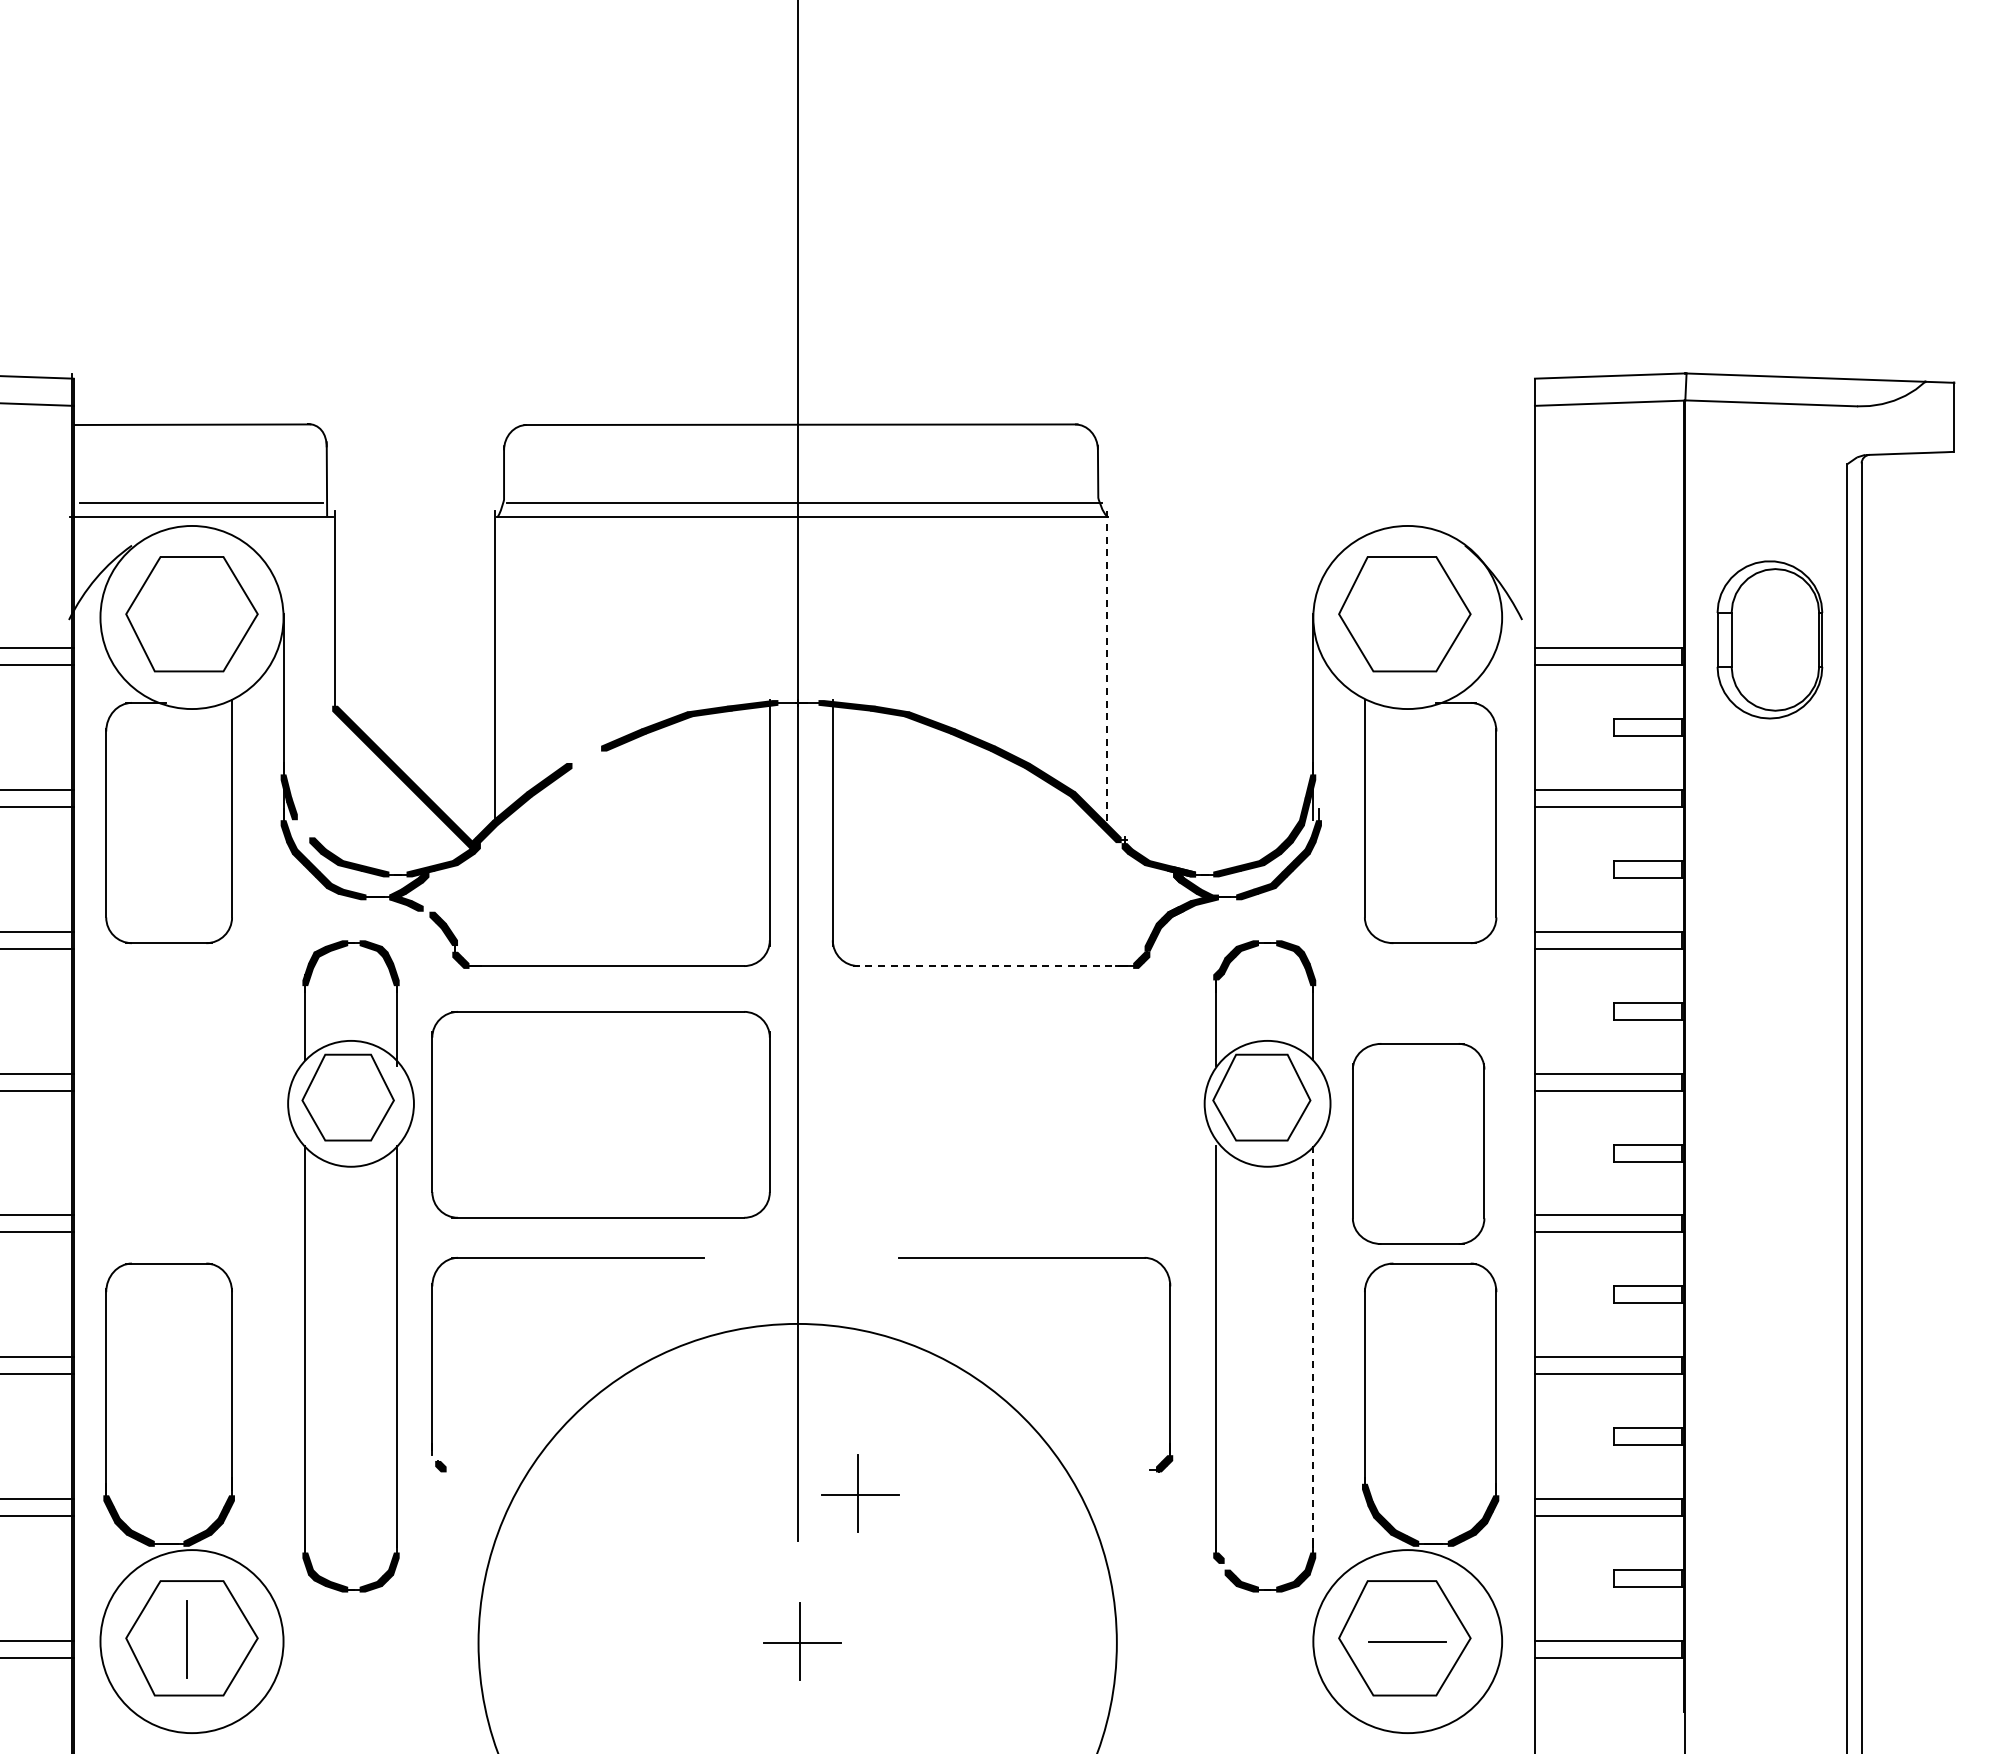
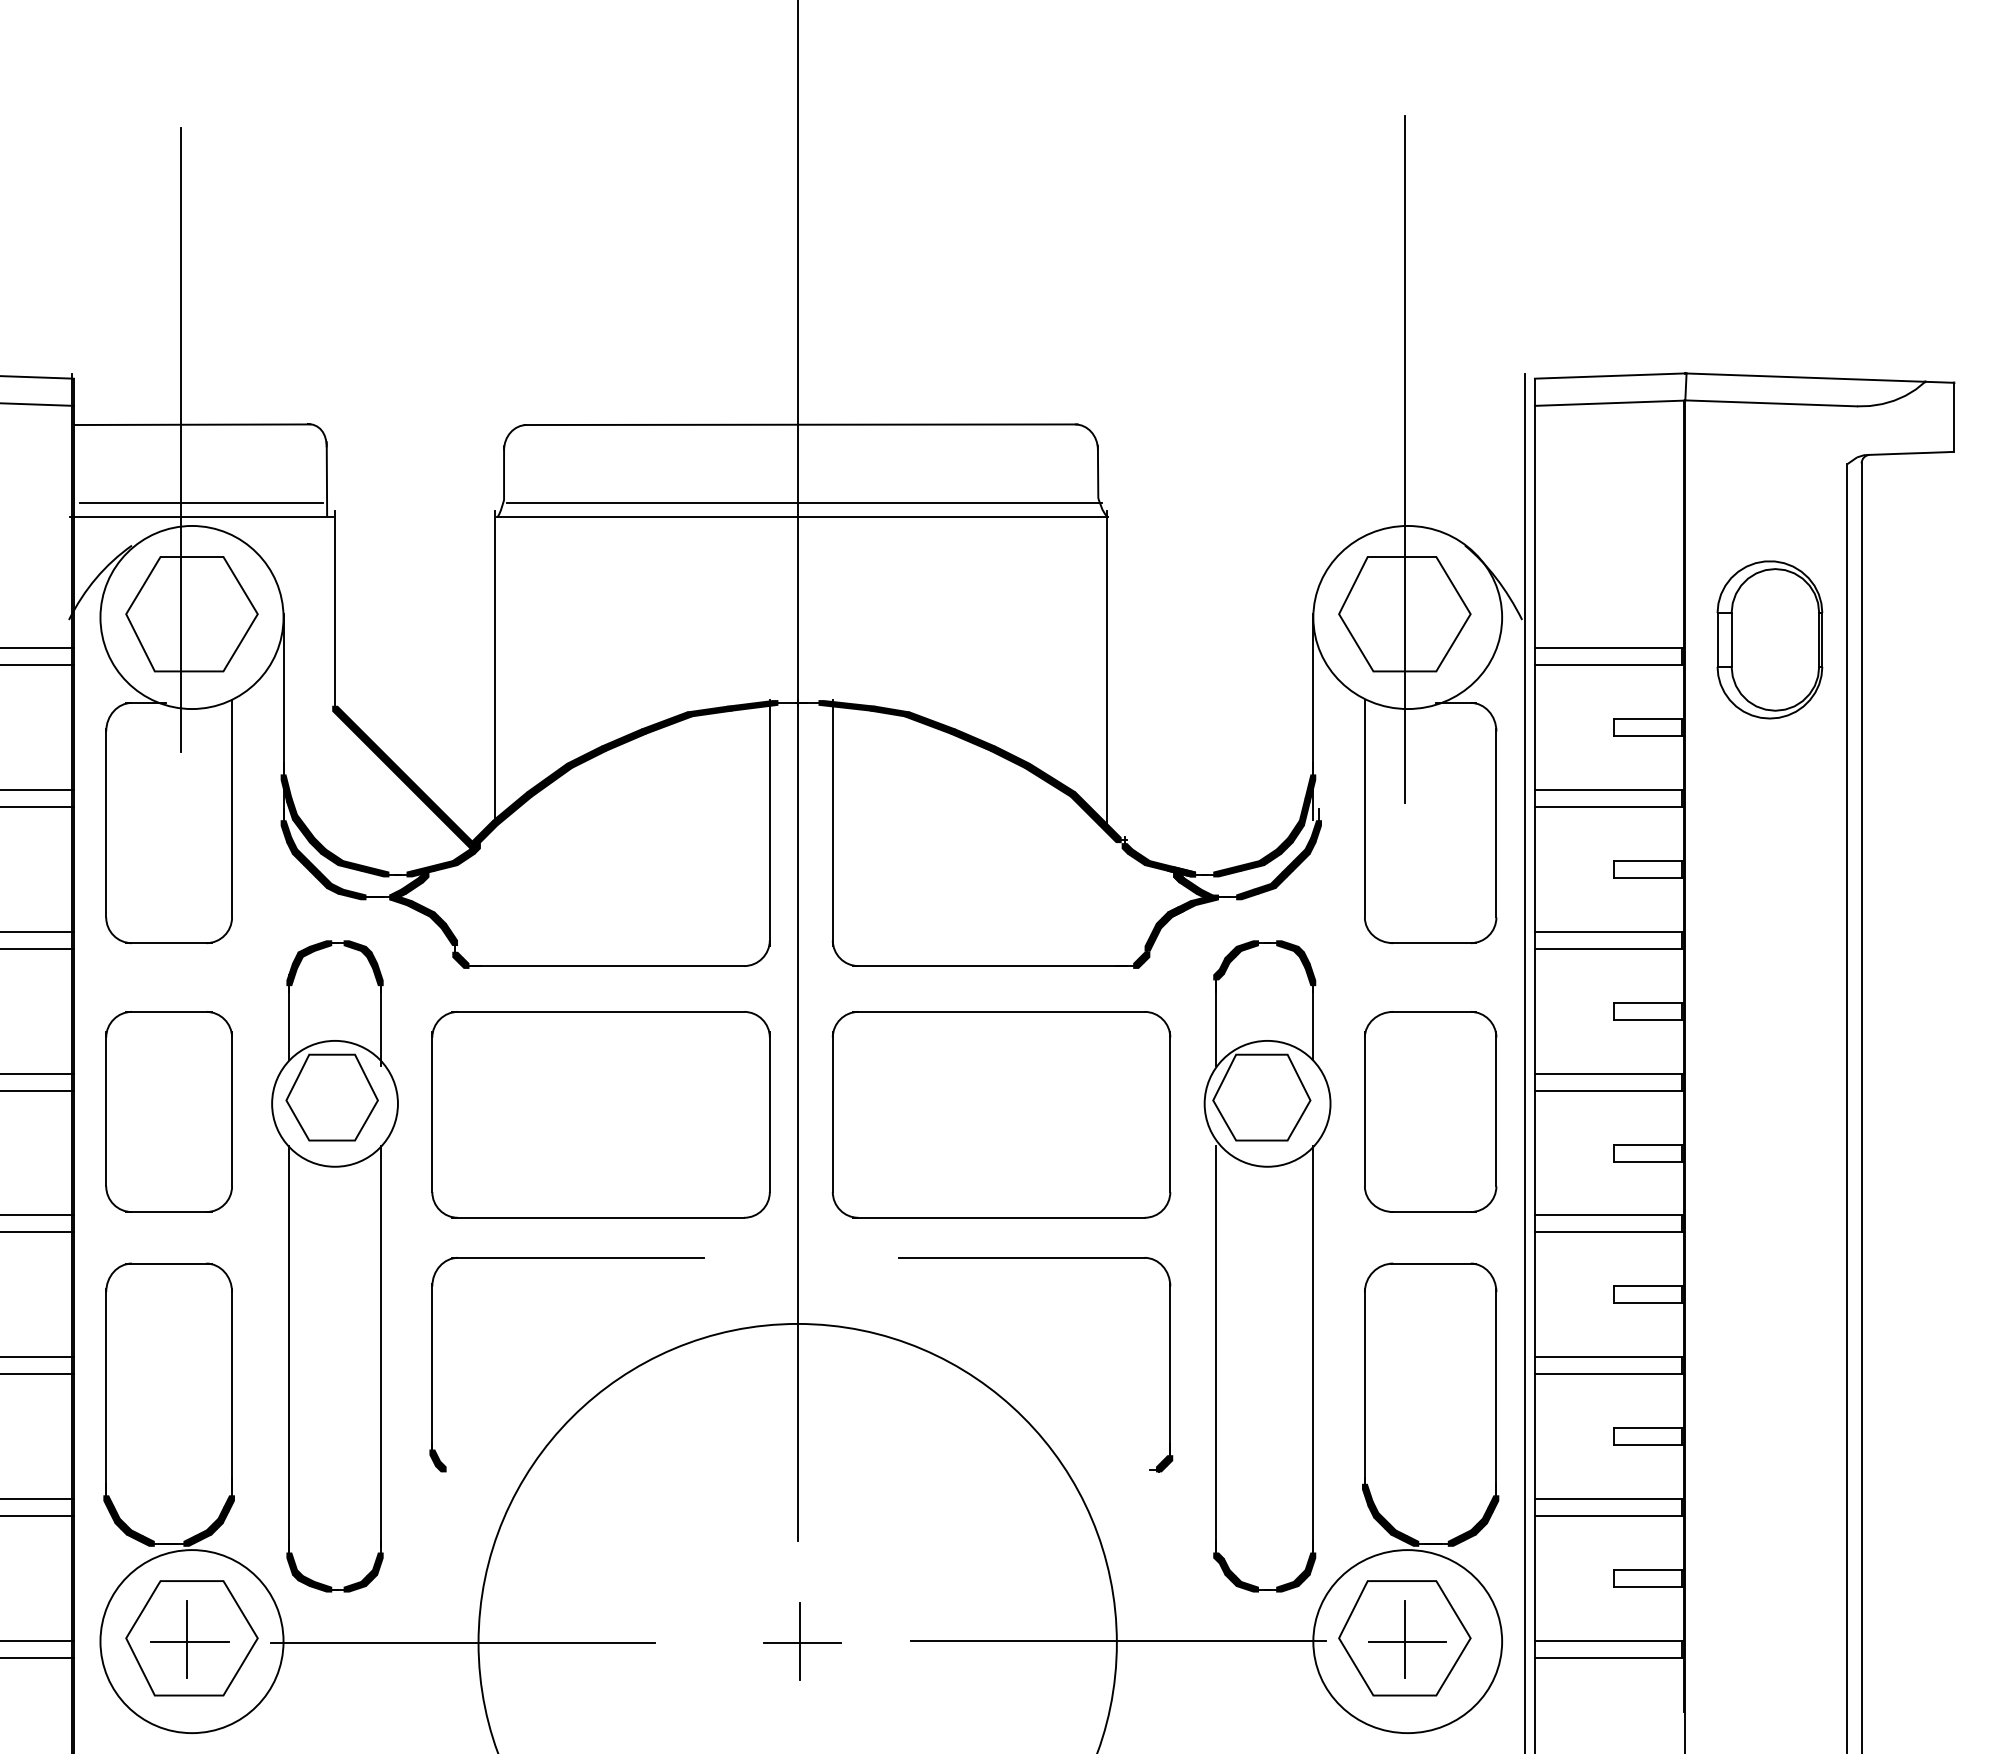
line: none -> present (180, 439)
line: none -> present (1404, 459)
line: dashed -> solid (1107, 669)
fill: none -> present (586, 756)
fill: none -> present (303, 828)
fill: none -> present (426, 911)
line: dashed -> solid (987, 966)
line: none -> present (1525, 1061)
part: none -> present (168, 1111)
part: none -> present (1001, 1114)
part position: (1418, 1143) -> (1430, 1111) (1430, 1111)
part position: (350, 1266) -> (334, 1266) (334, 1266)
line: dashed -> solid (1313, 1349)
fill: none -> present (434, 1457)
part: present -> none (860, 1493)
fill: none -> present (1224, 1566)
line: none -> present (1405, 1639)
line: none -> present (189, 1641)
line: none -> present (1118, 1641)
line: none -> present (463, 1643)
